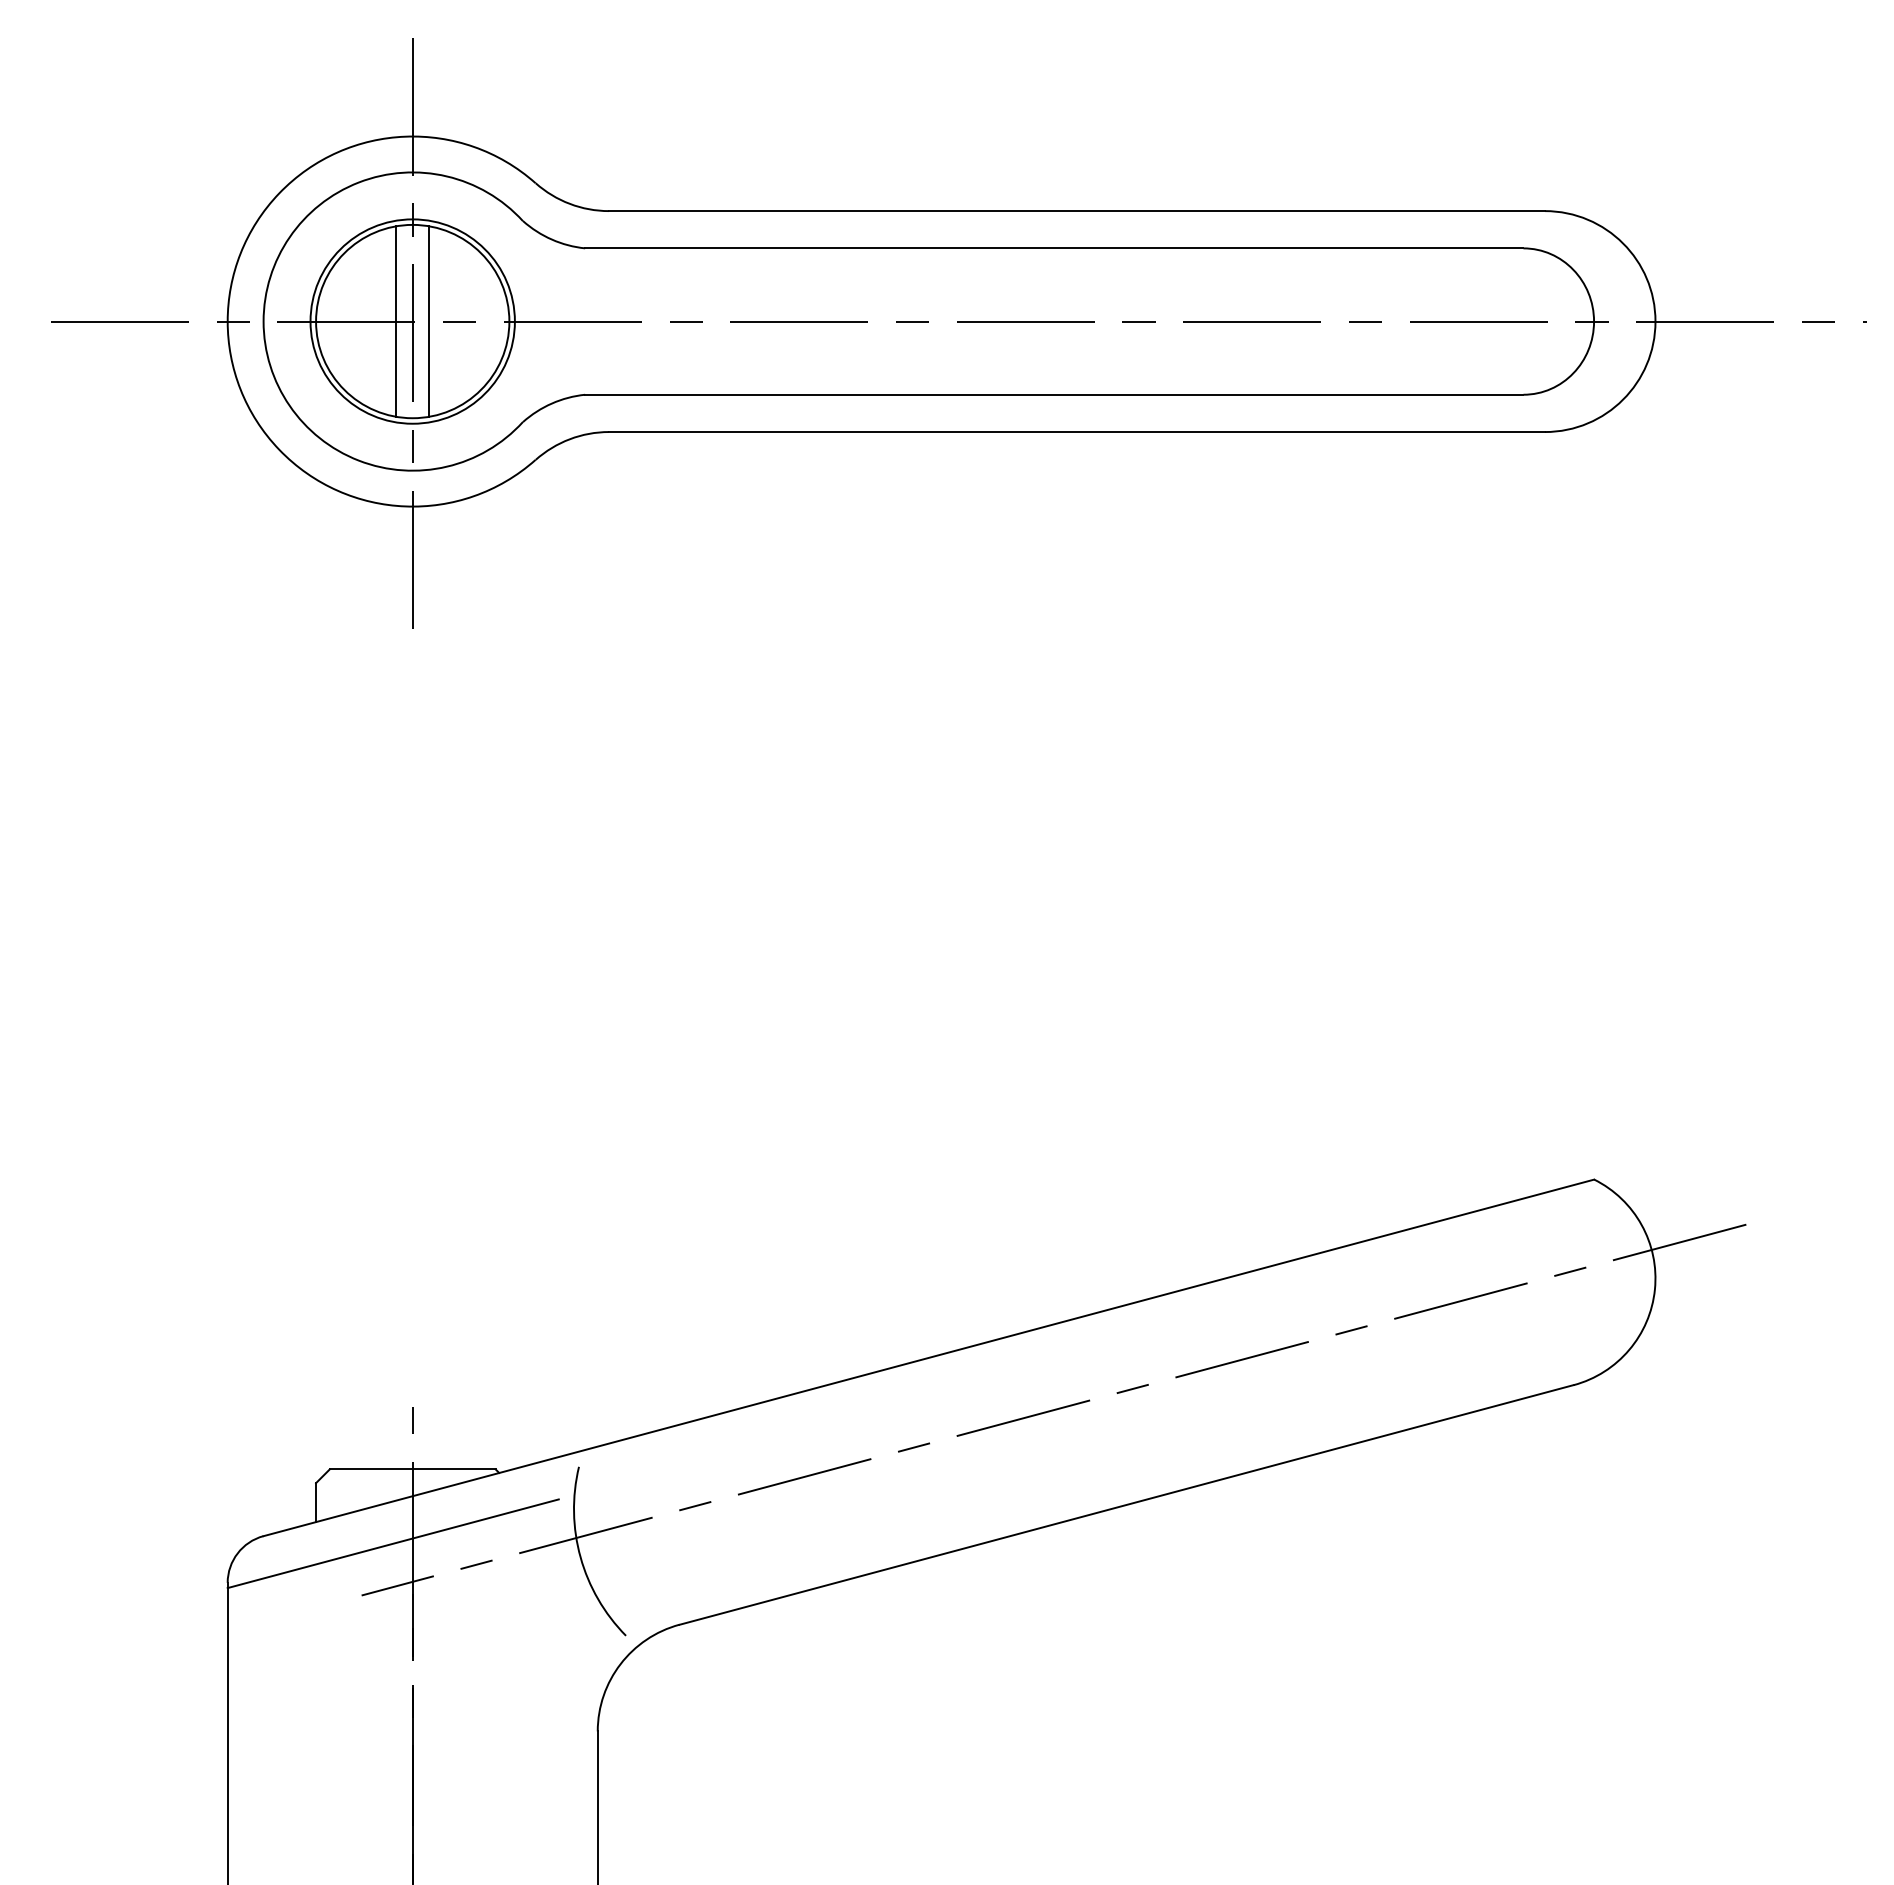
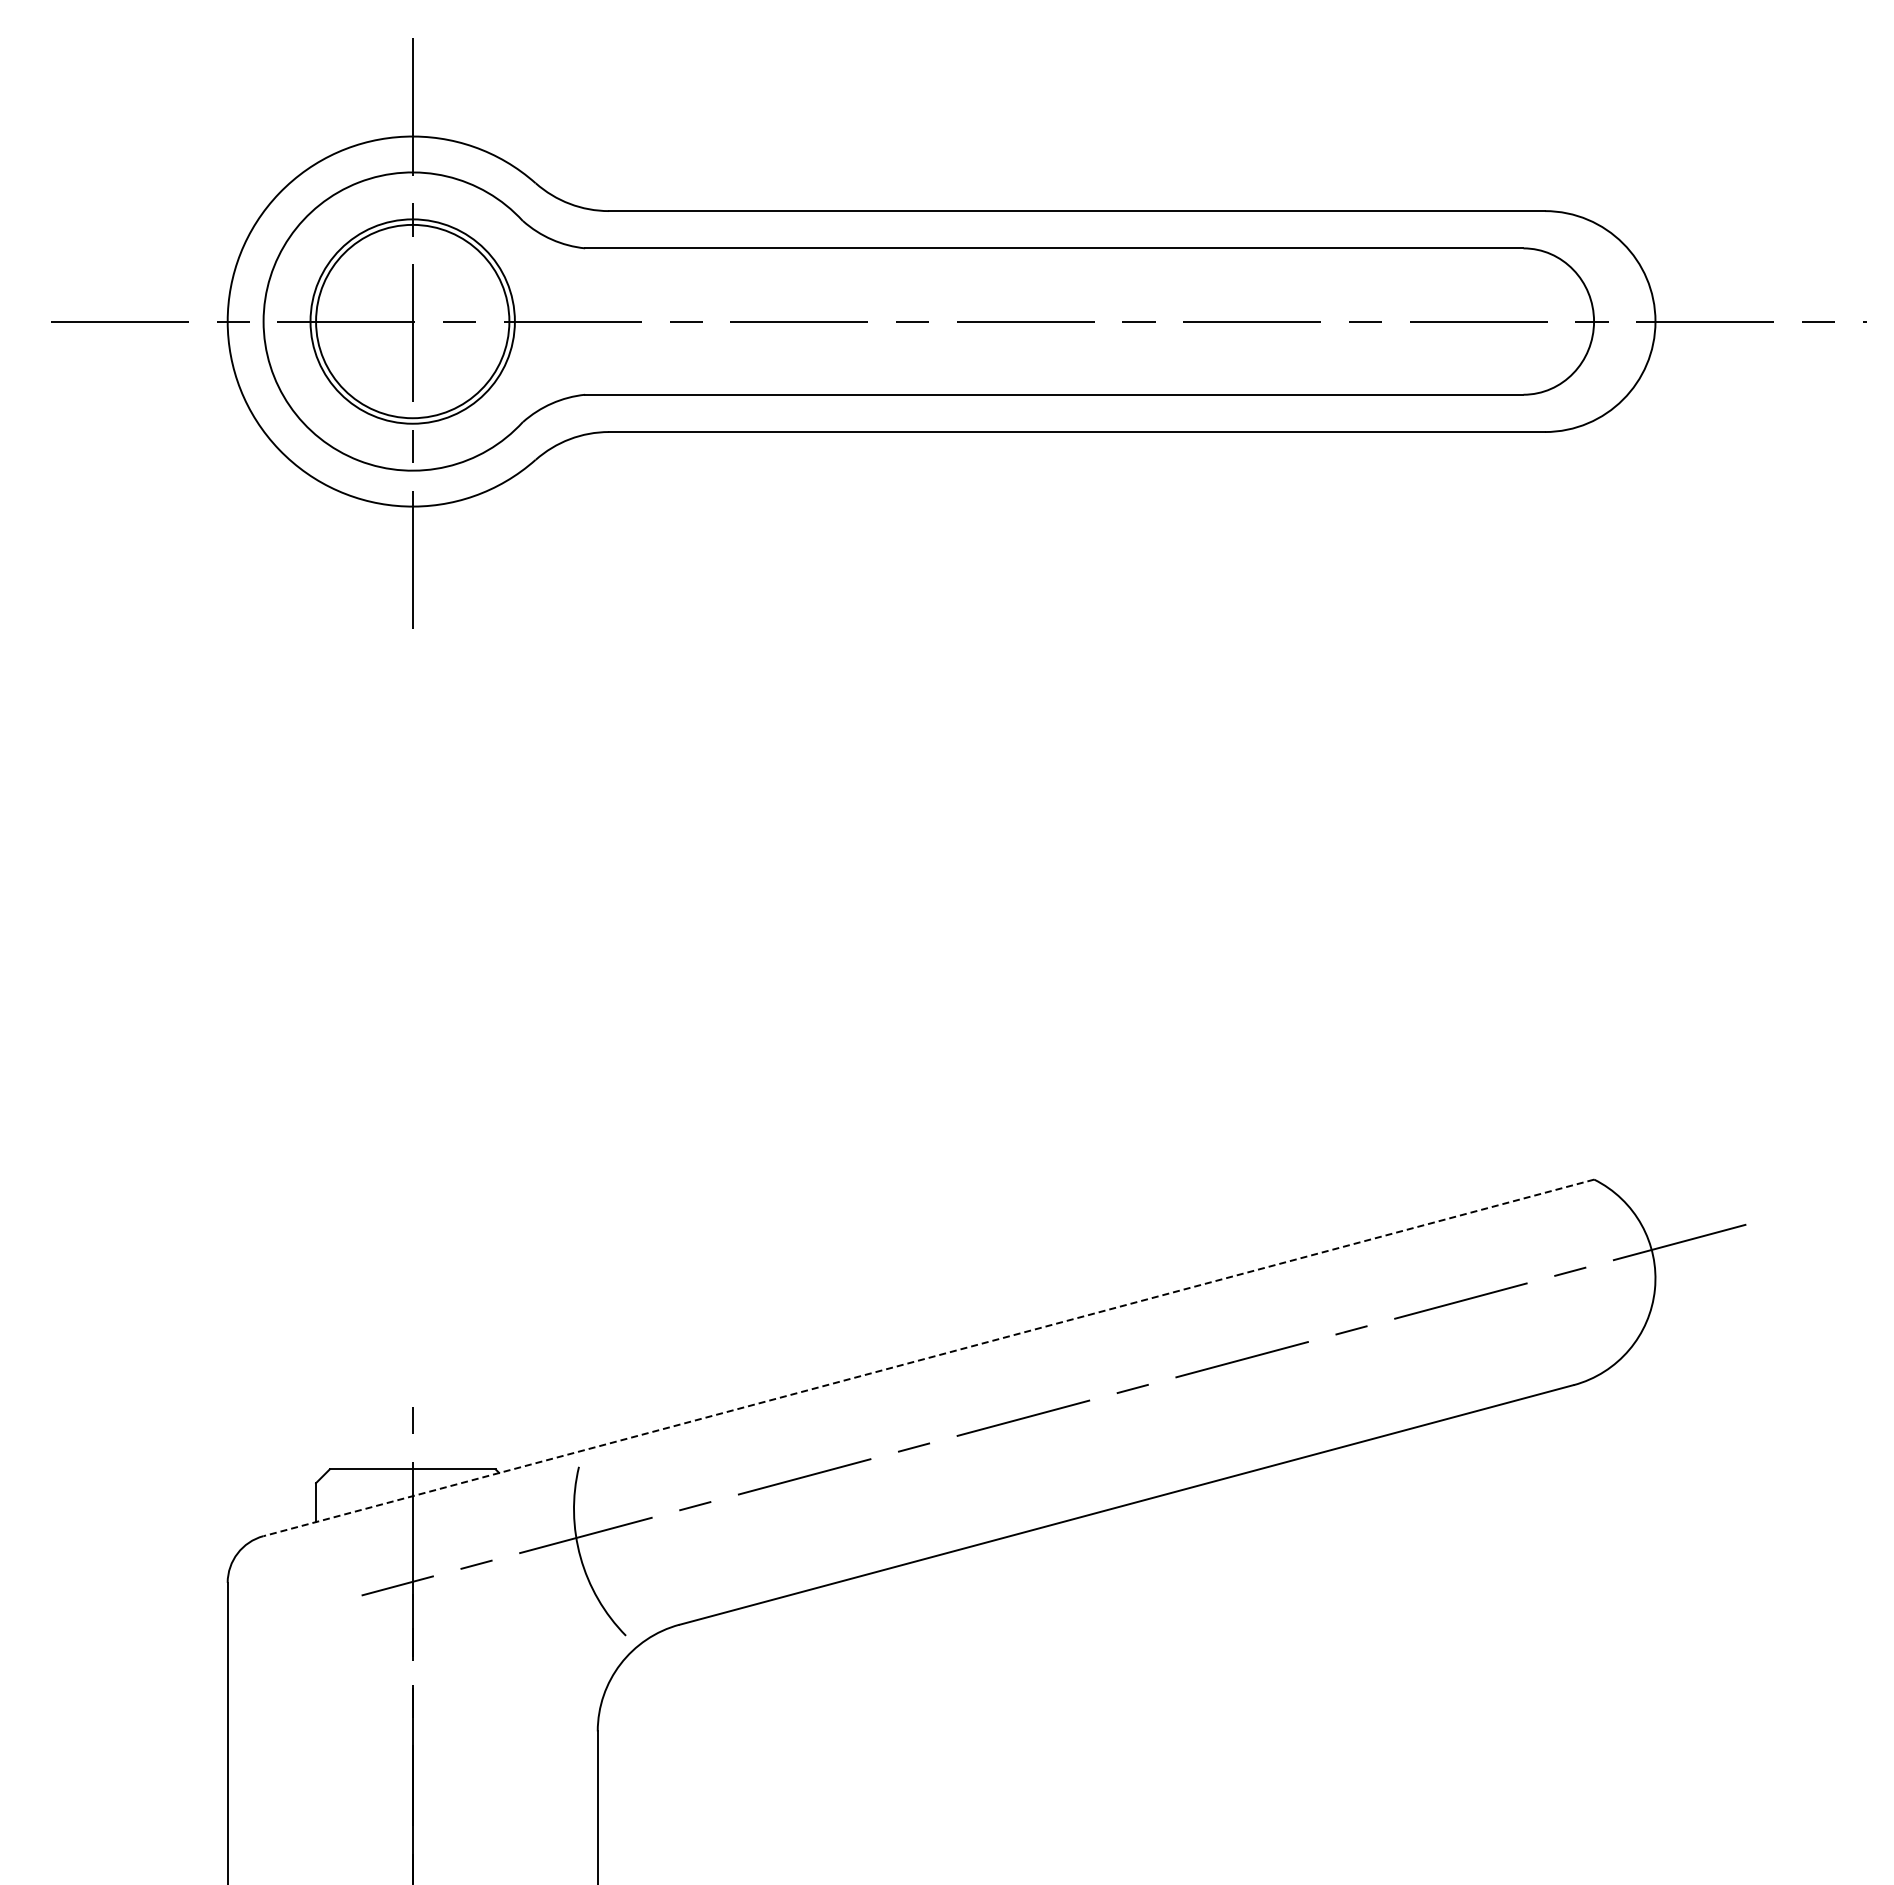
line: present -> none (396, 321)
line: present -> none (429, 321)
line: solid -> dashed (928, 1357)
line: present -> none (392, 1543)
